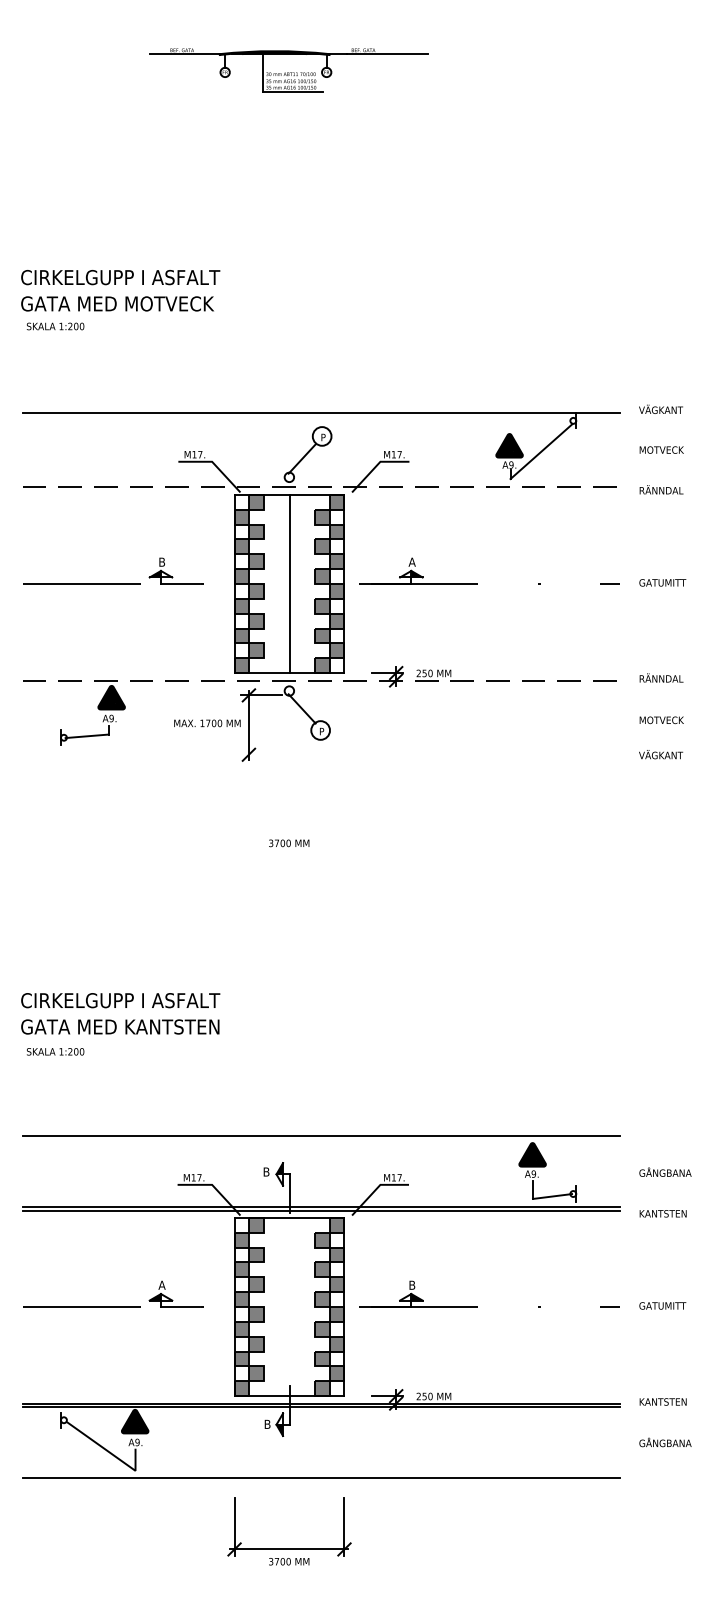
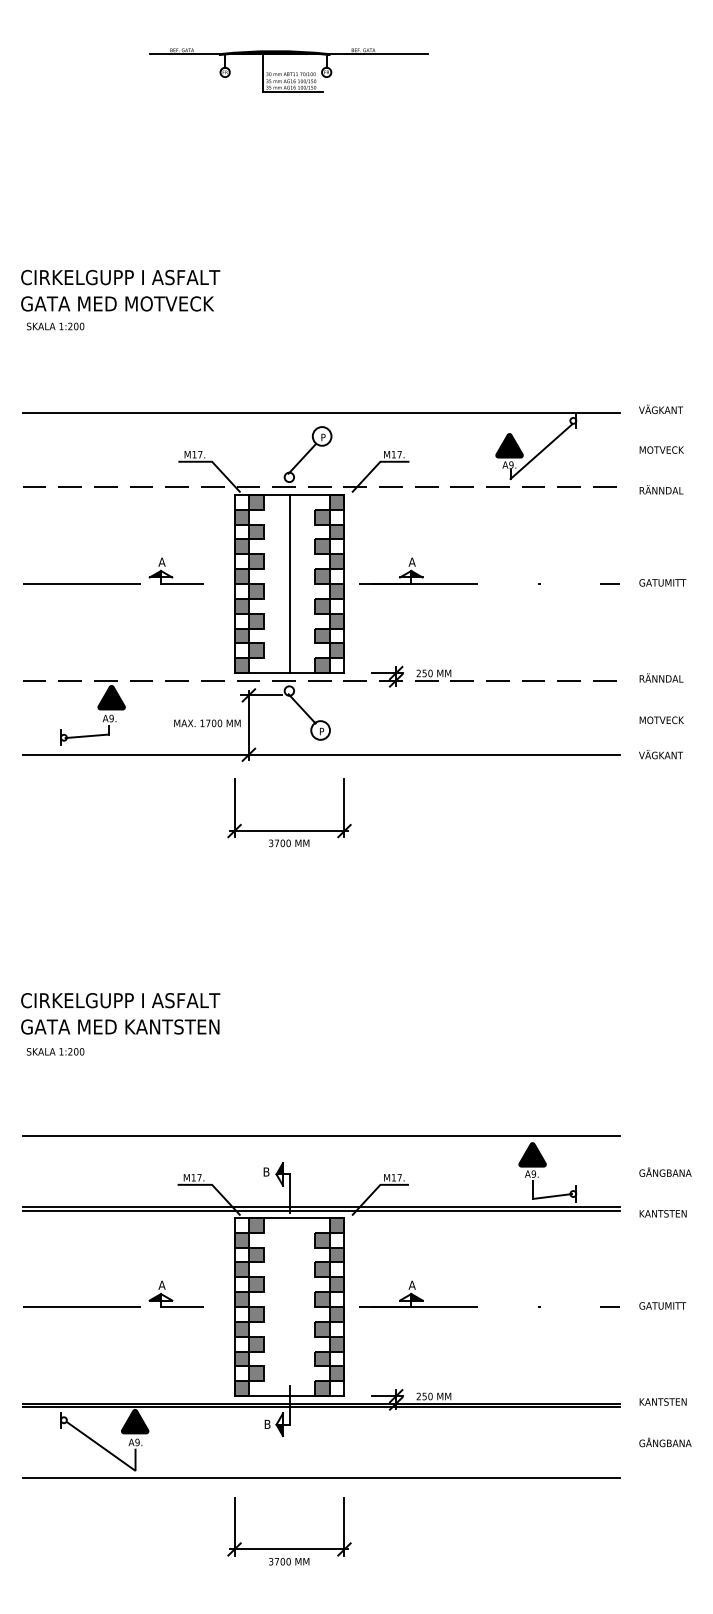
text: B -> A (161, 561)
line: none -> present (320, 754)
part: none -> present (289, 830)
text: B -> A (411, 1284)
